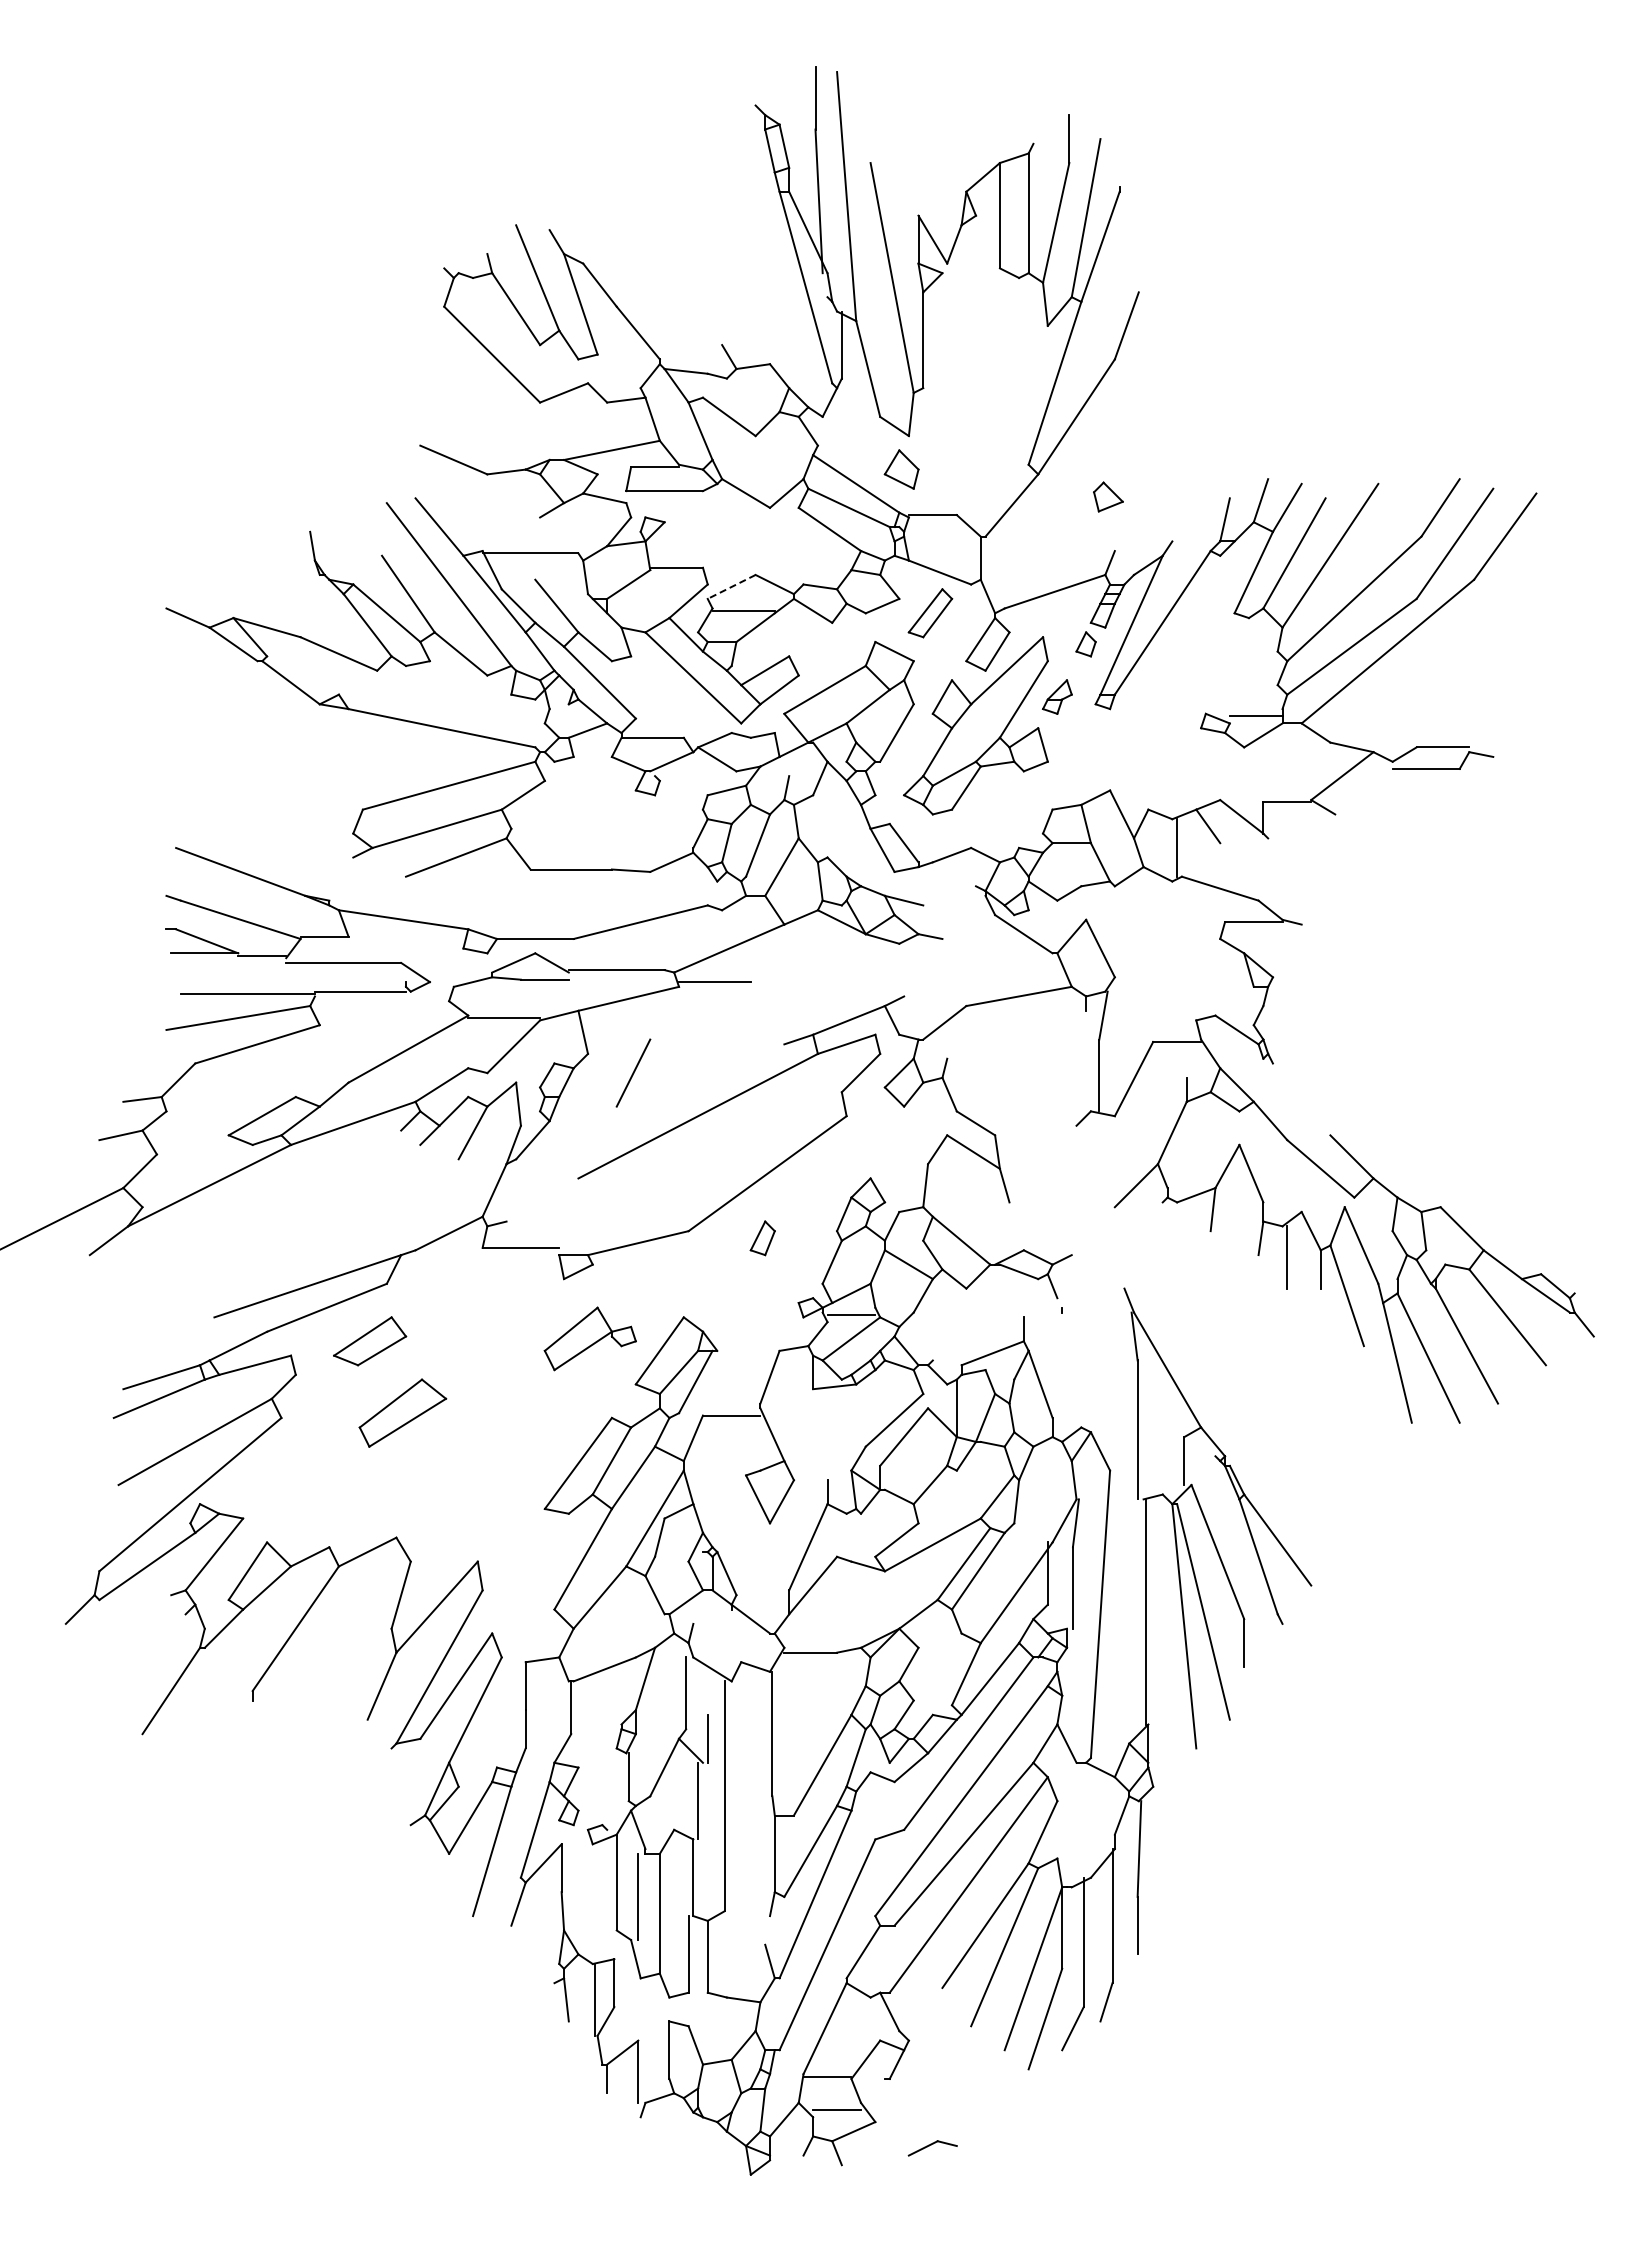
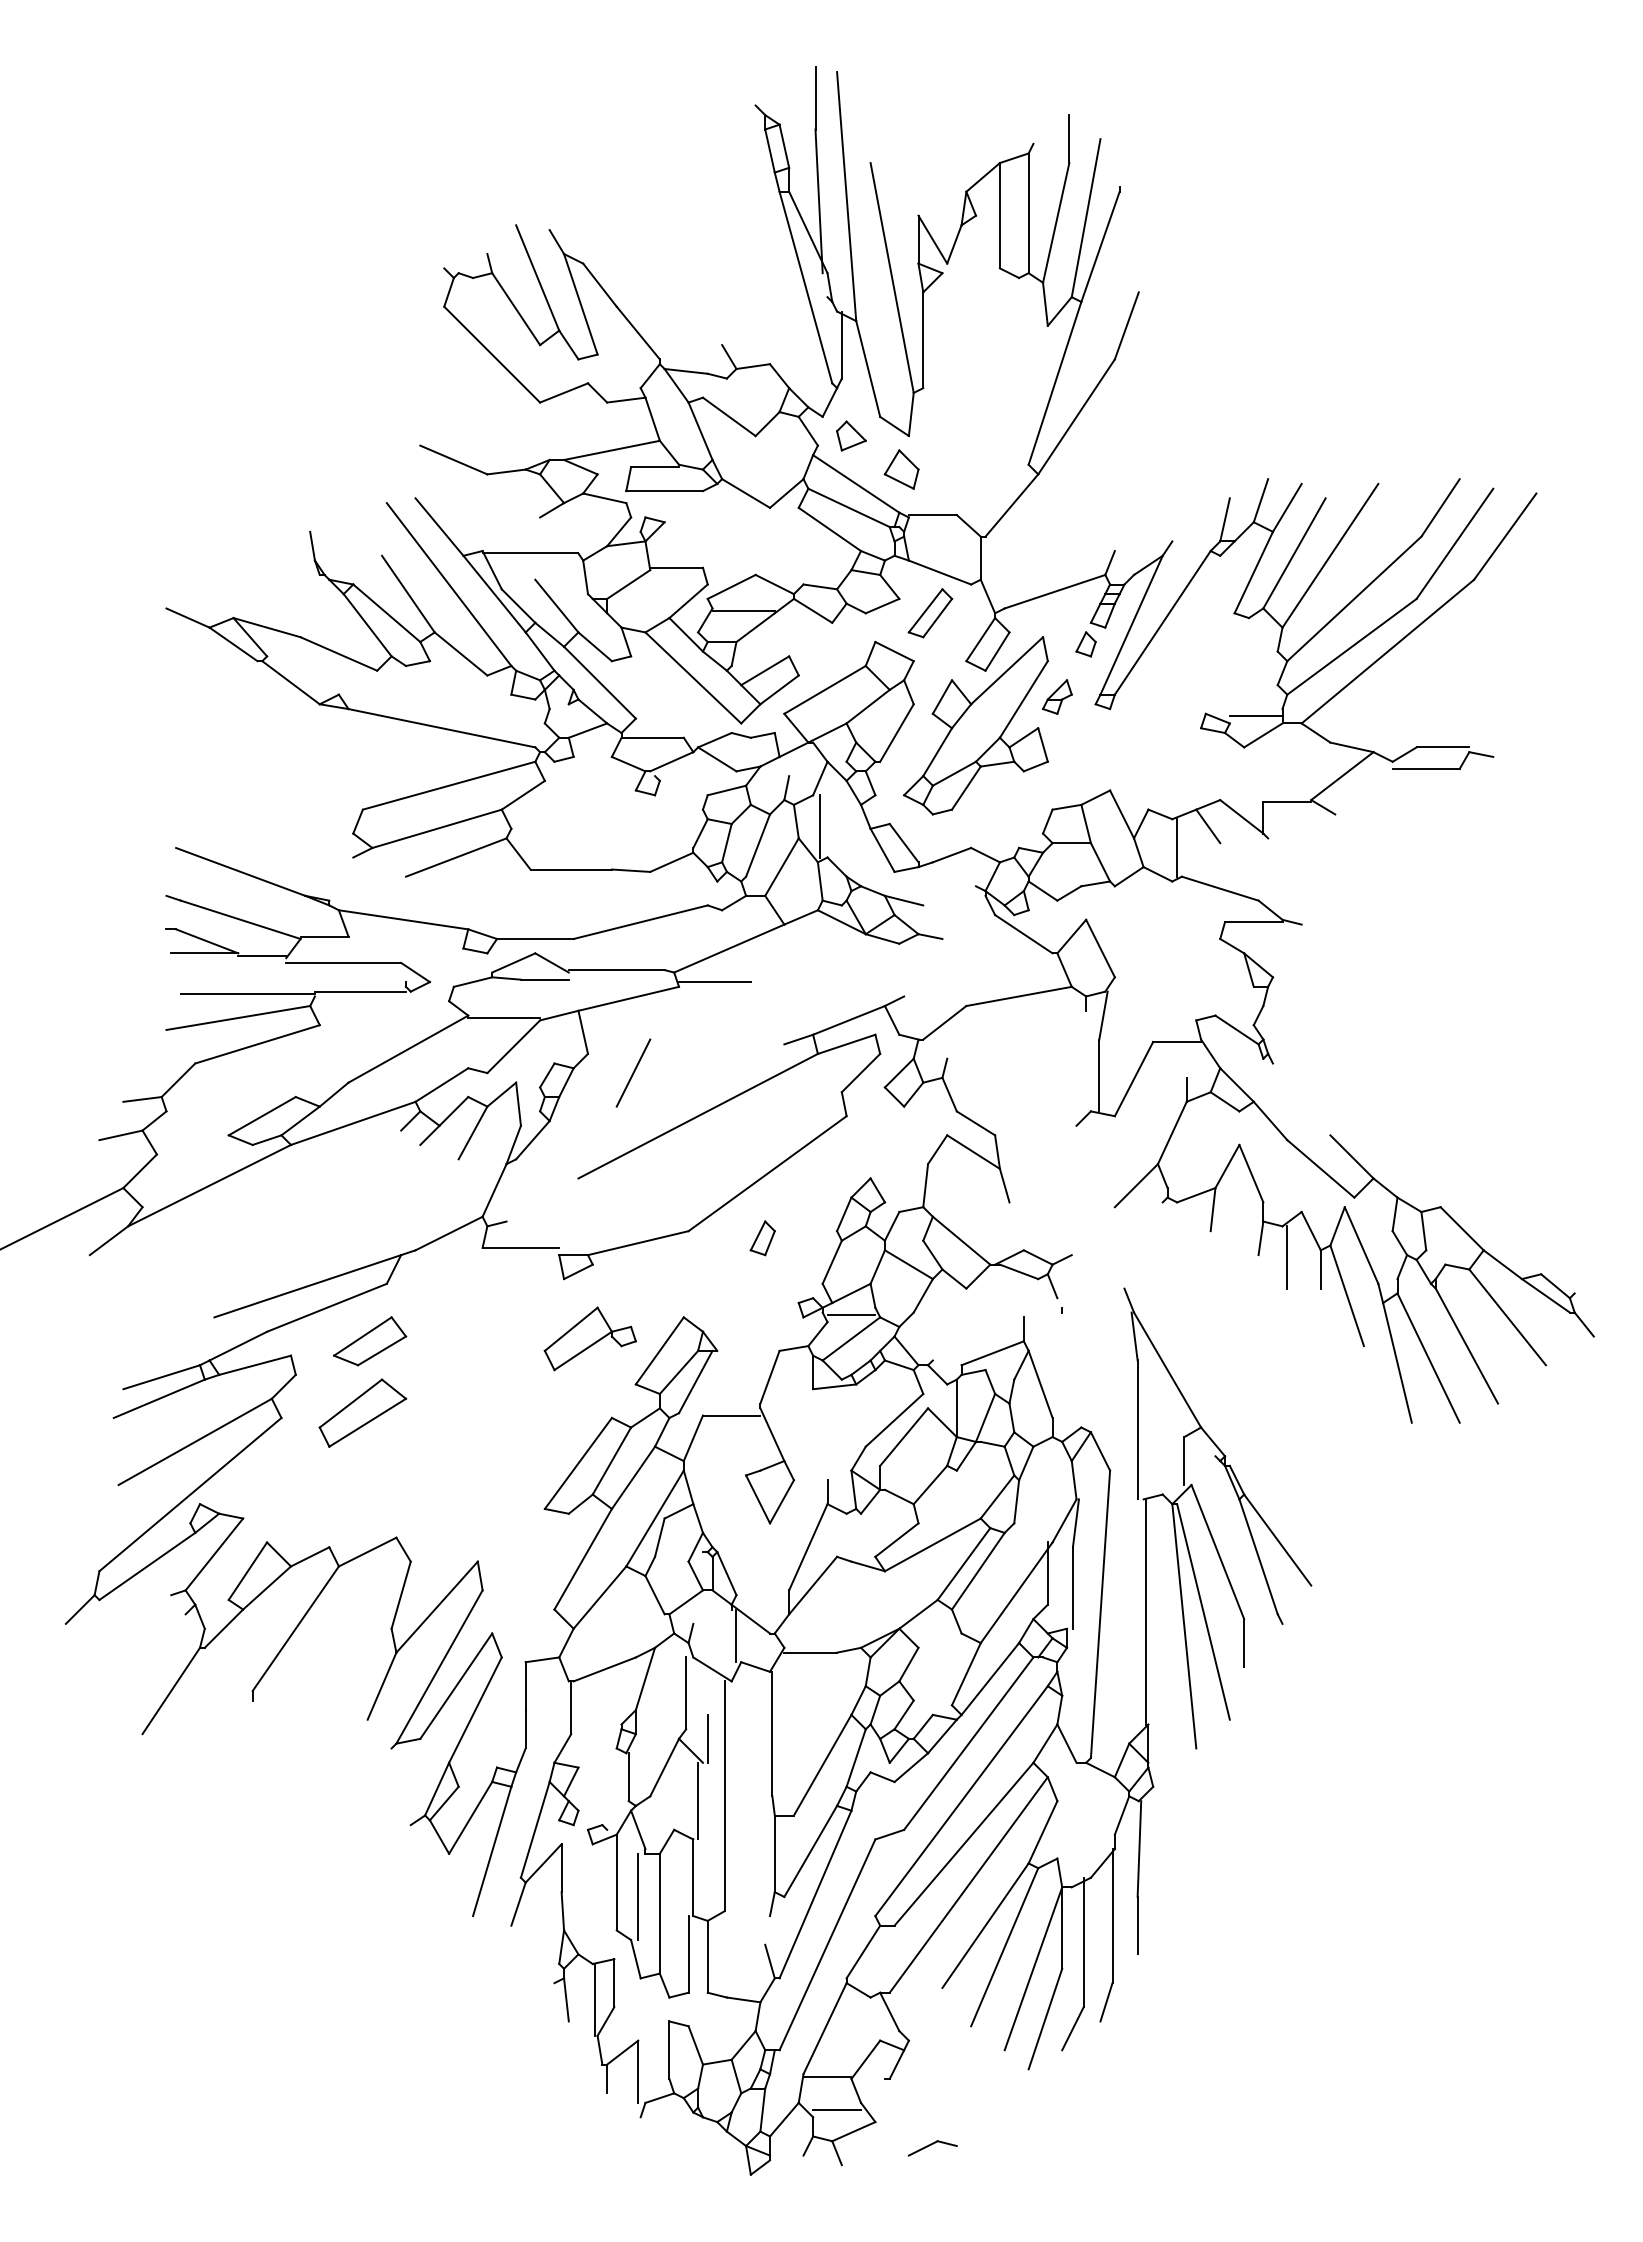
part position: (1108, 496) -> (851, 435) (851, 435)
line: dashed -> solid (731, 586)
line: none -> present (820, 826)
part position: (402, 1412) -> (362, 1412) (362, 1412)
line: none -> present (736, 1635)
